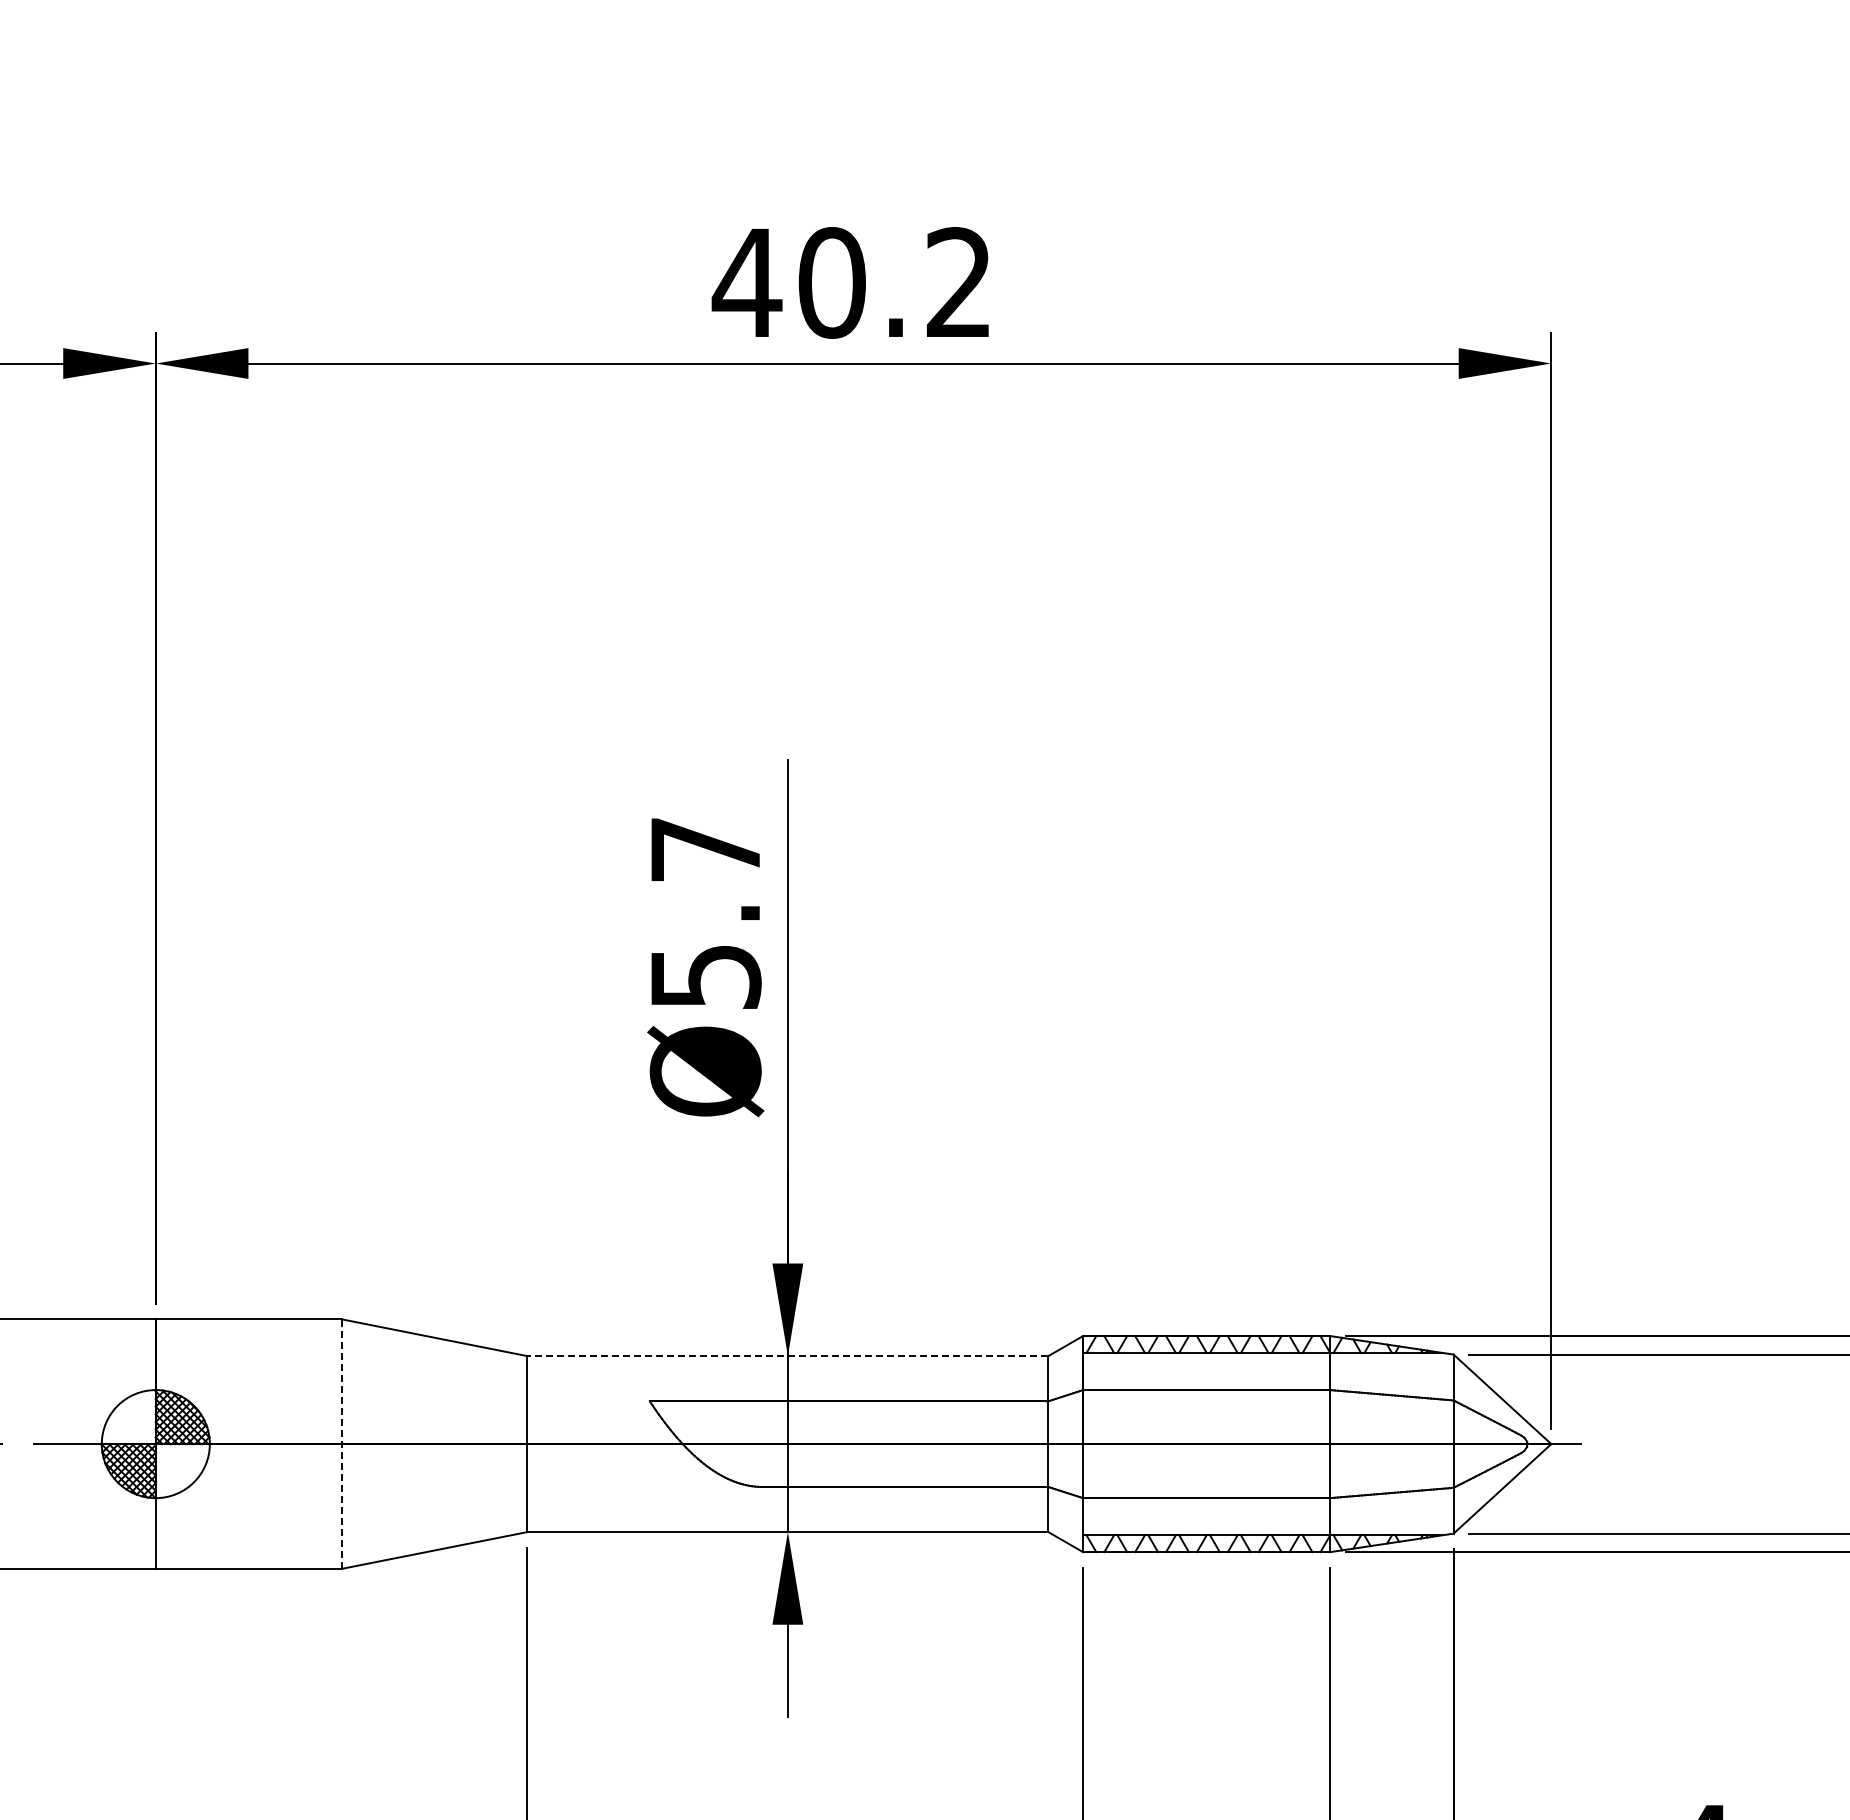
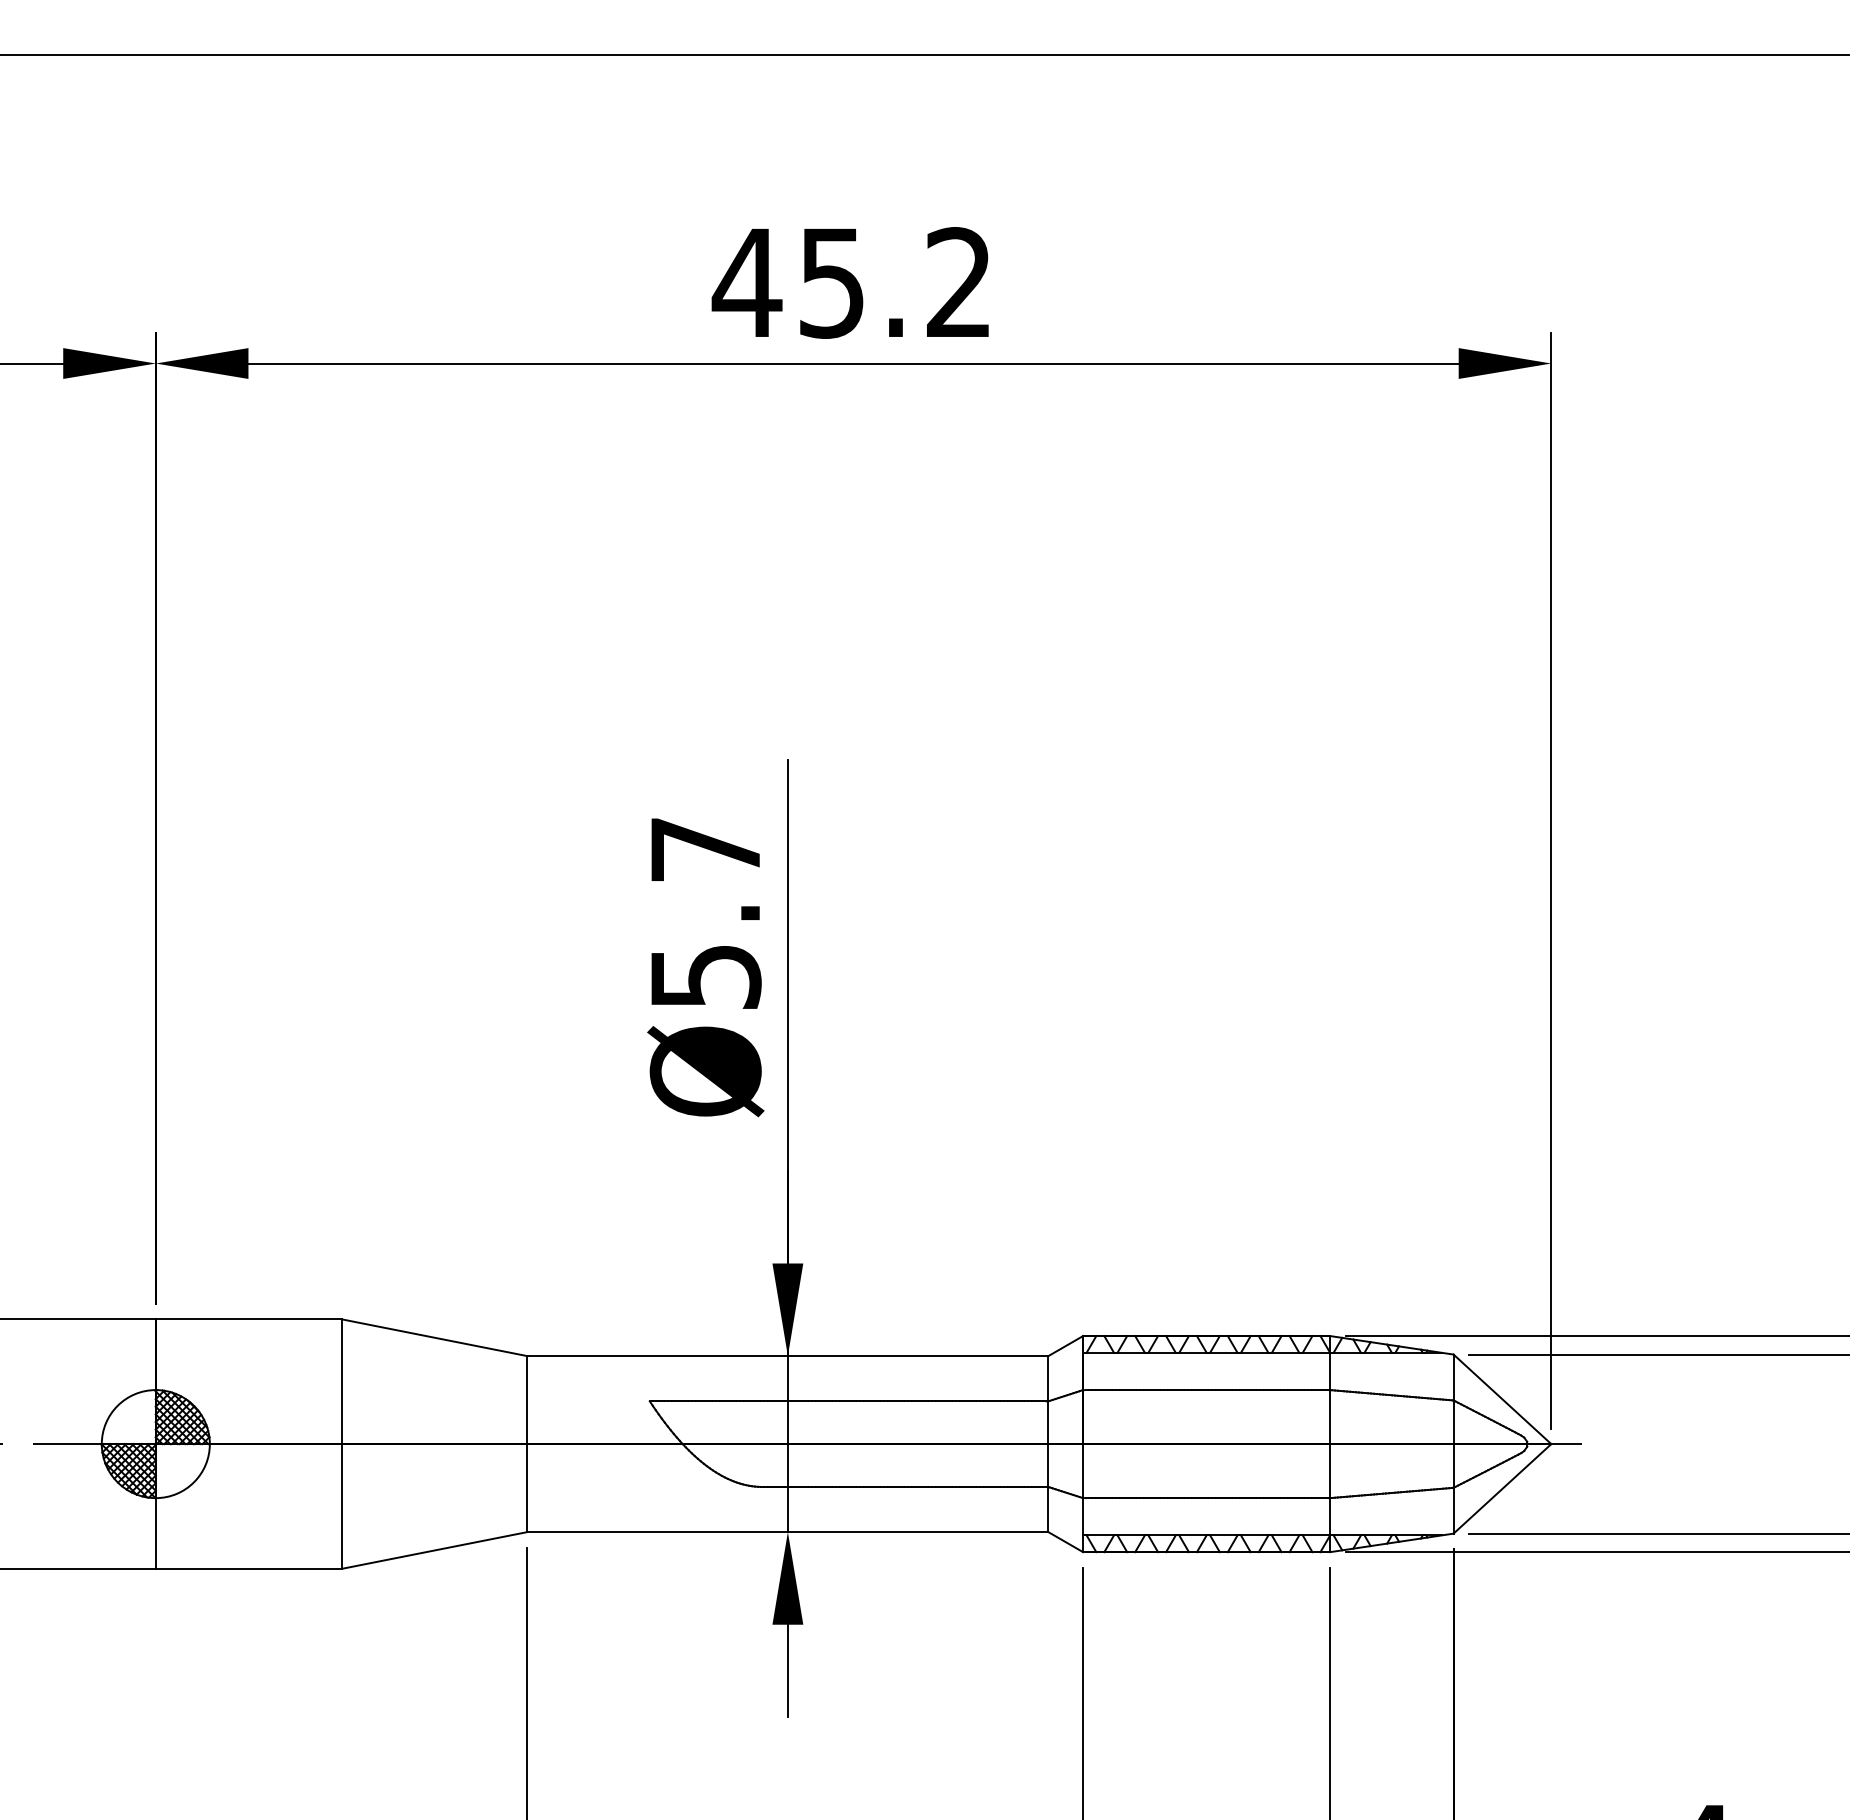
line: none -> present (924, 54)
text: 40.2 -> 45.2 (831, 282)
line: dashed -> solid (787, 1356)
line: dashed -> solid (342, 1444)
